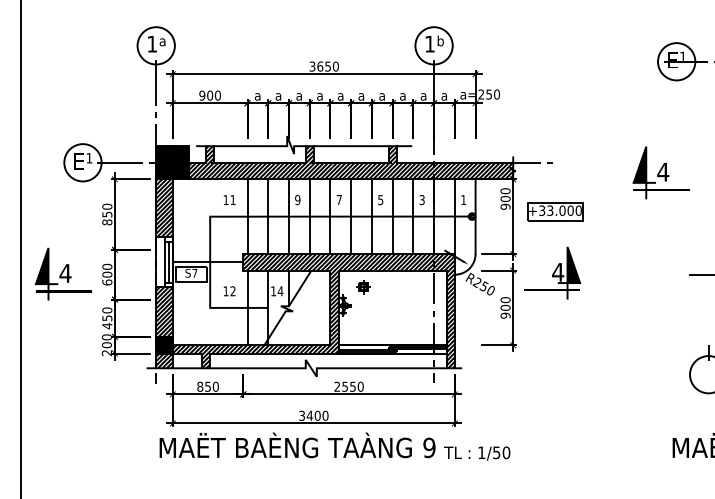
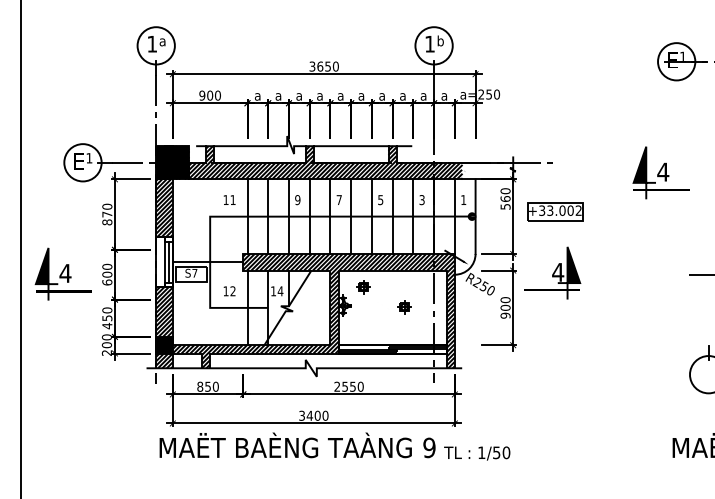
hatch: present -> none (488, 170)
text: 900 -> 560 (505, 202)
text: +33.000 -> +33.002 (578, 210)
text: 850 -> 870 (107, 214)
part: none -> present (404, 307)
